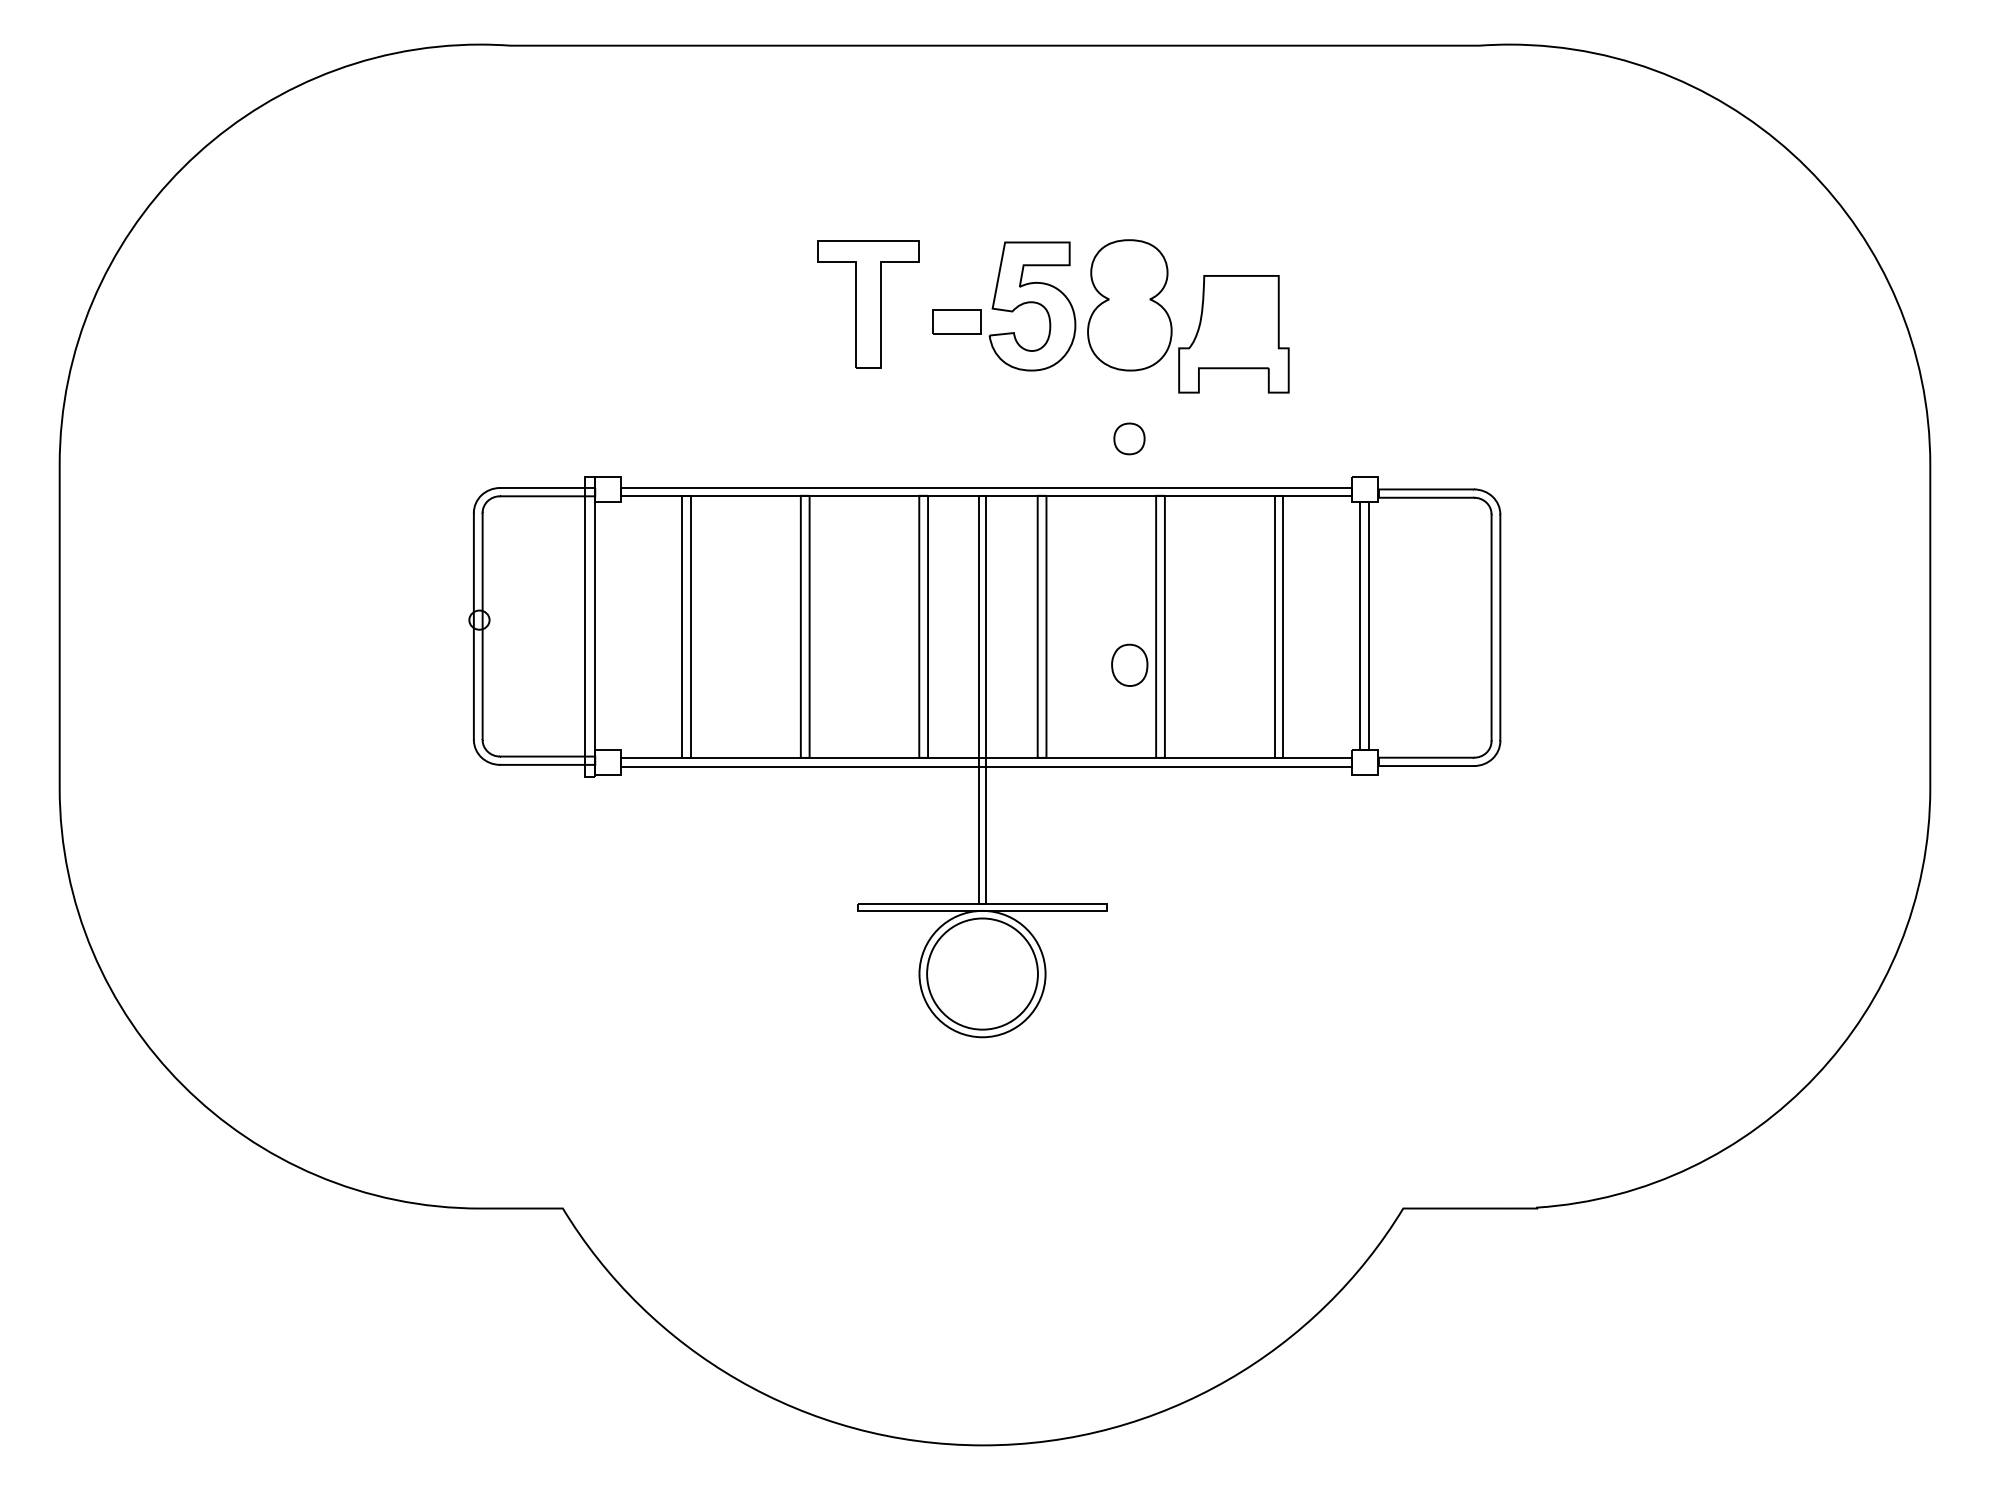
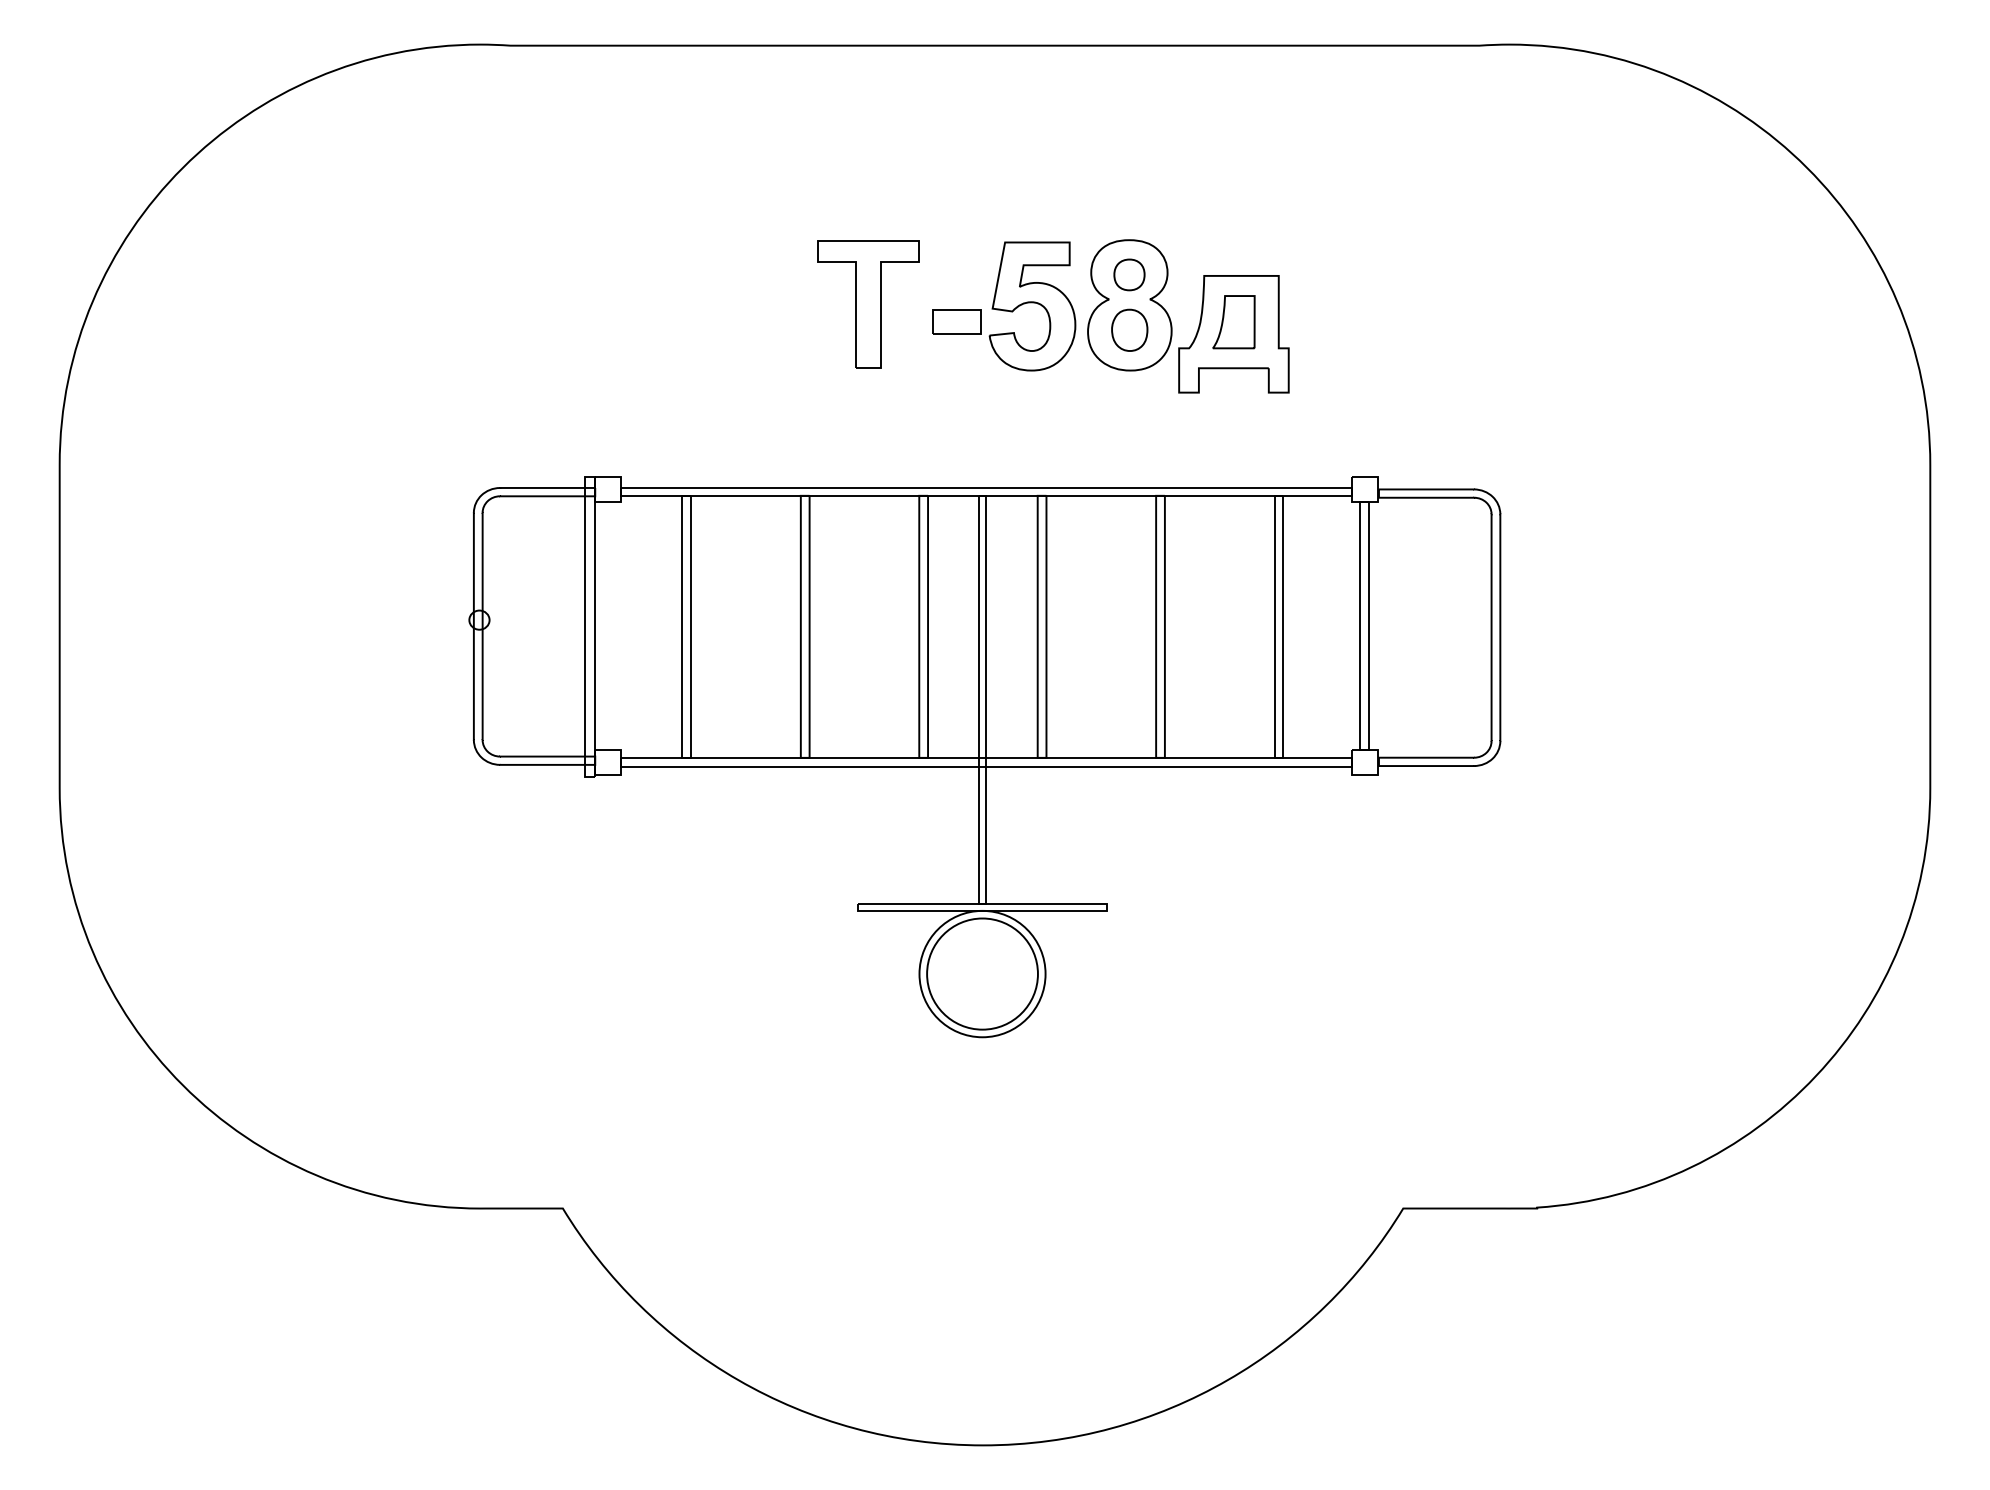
part: none -> present (1233, 322)
part position: (1129, 438) -> (1129, 274) (1129, 274)
part position: (1129, 664) -> (1129, 329) (1129, 329)
